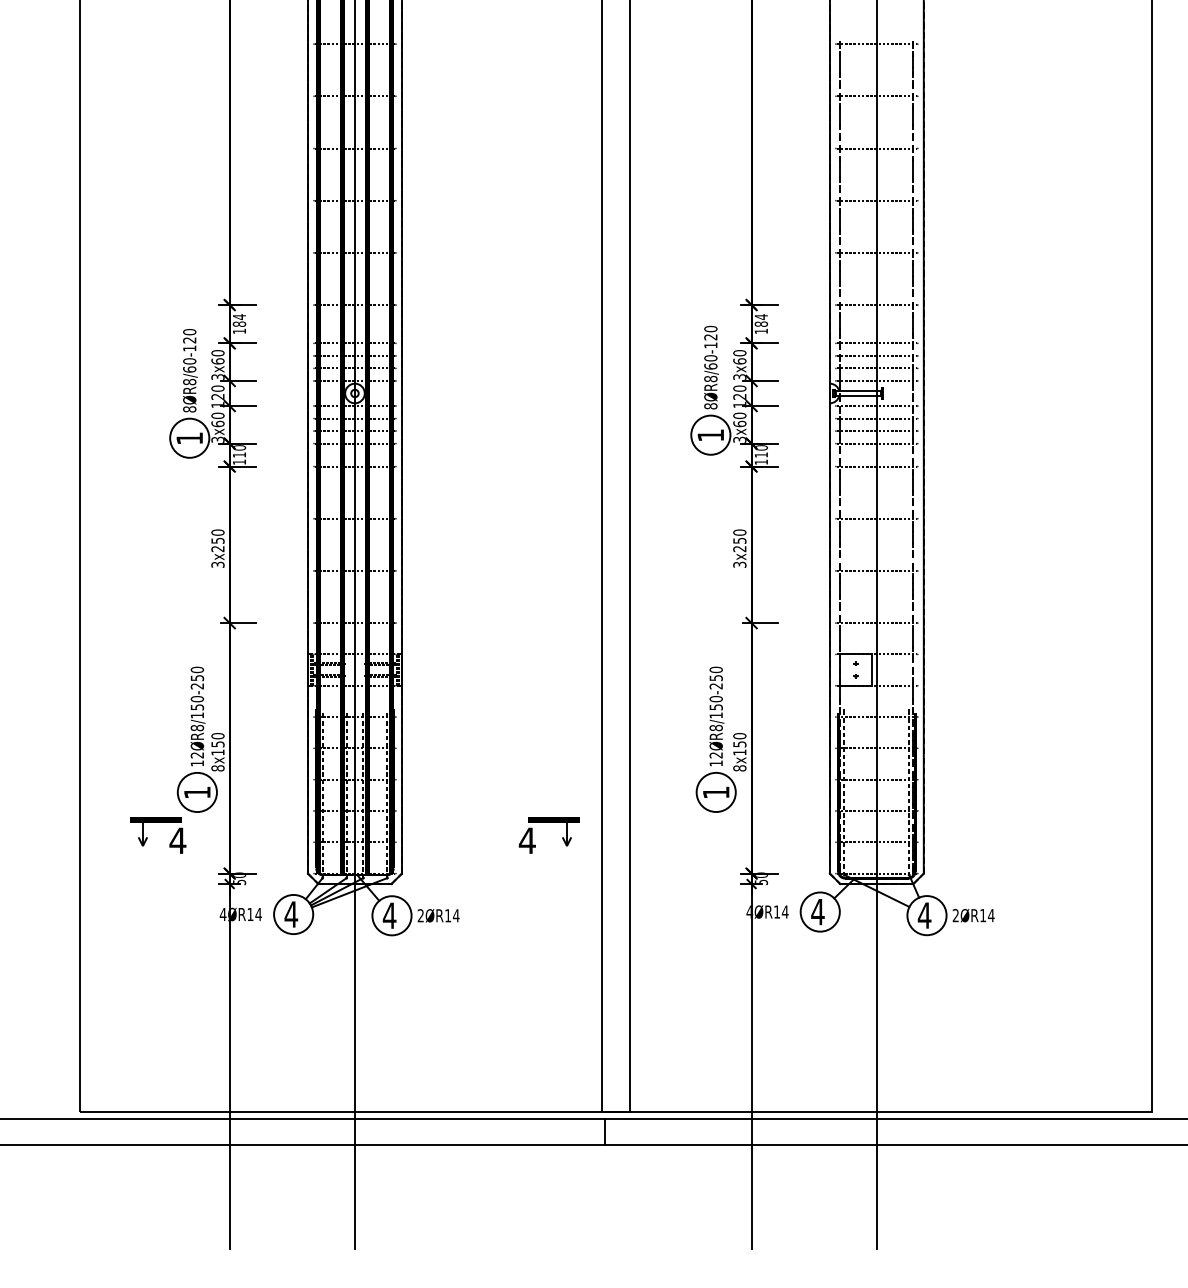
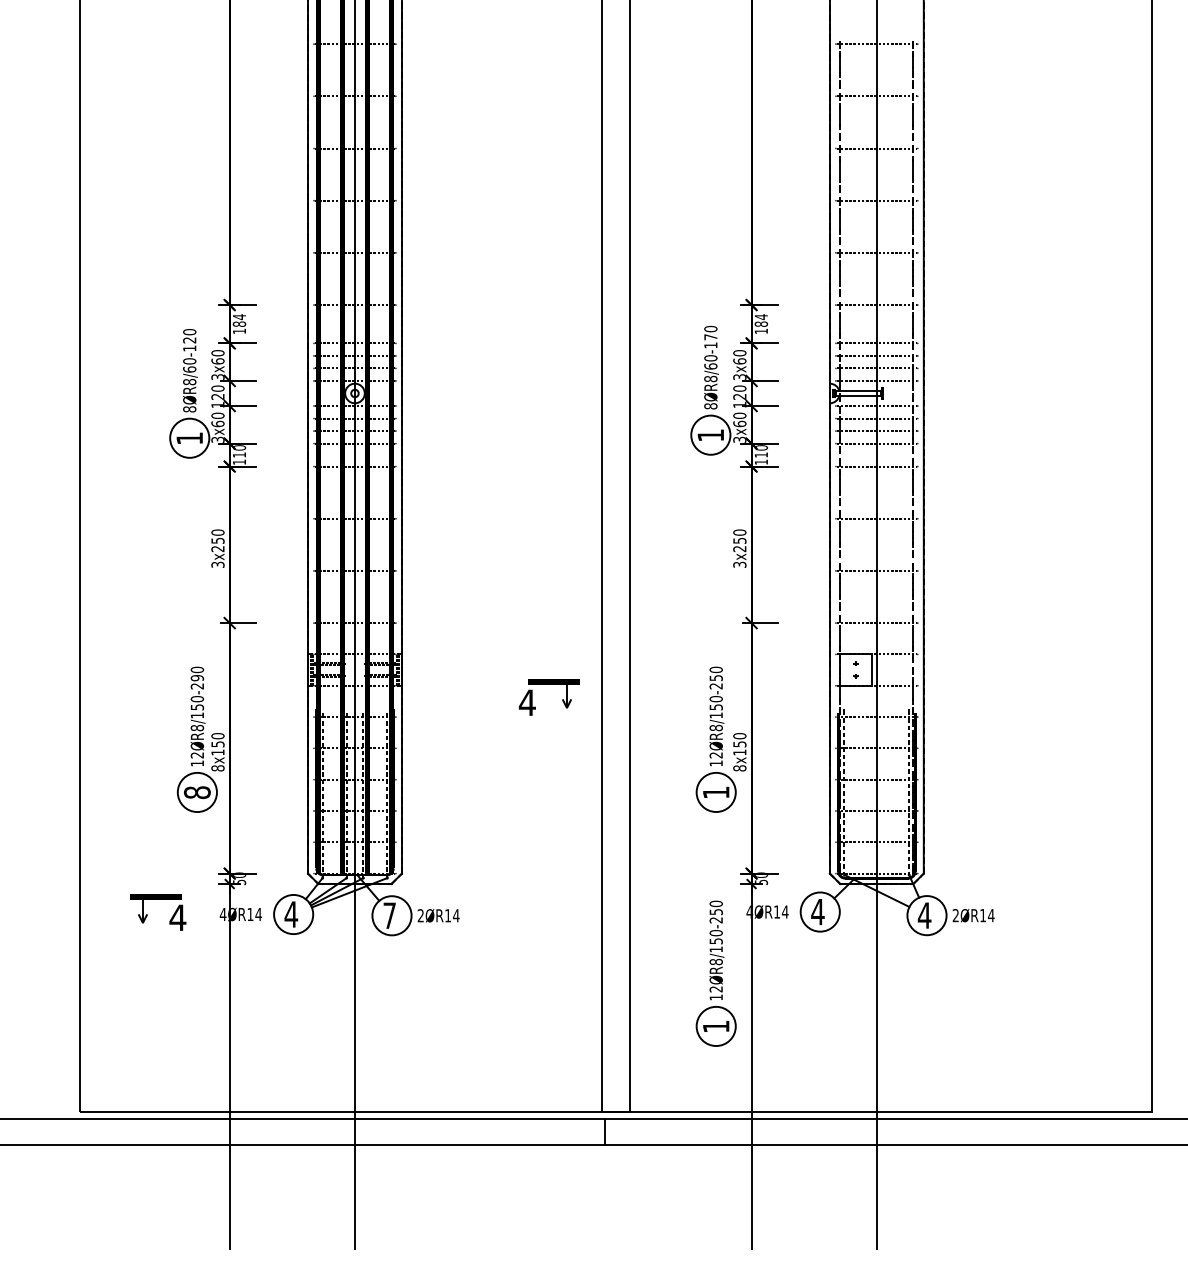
text: 8ØR8/60-120 -> 8ØR8/60-170 (710, 337)
text: 12ØR8/150-250 -> 12ØR8/150-290 (196, 678)
text: 1 -> 8 (197, 792)
part position: (548, 822) -> (548, 684) (548, 684)
part position: (147, 837) -> (147, 914) (147, 914)
text: 4 -> 7 (389, 915)
part: none -> present (715, 973)
